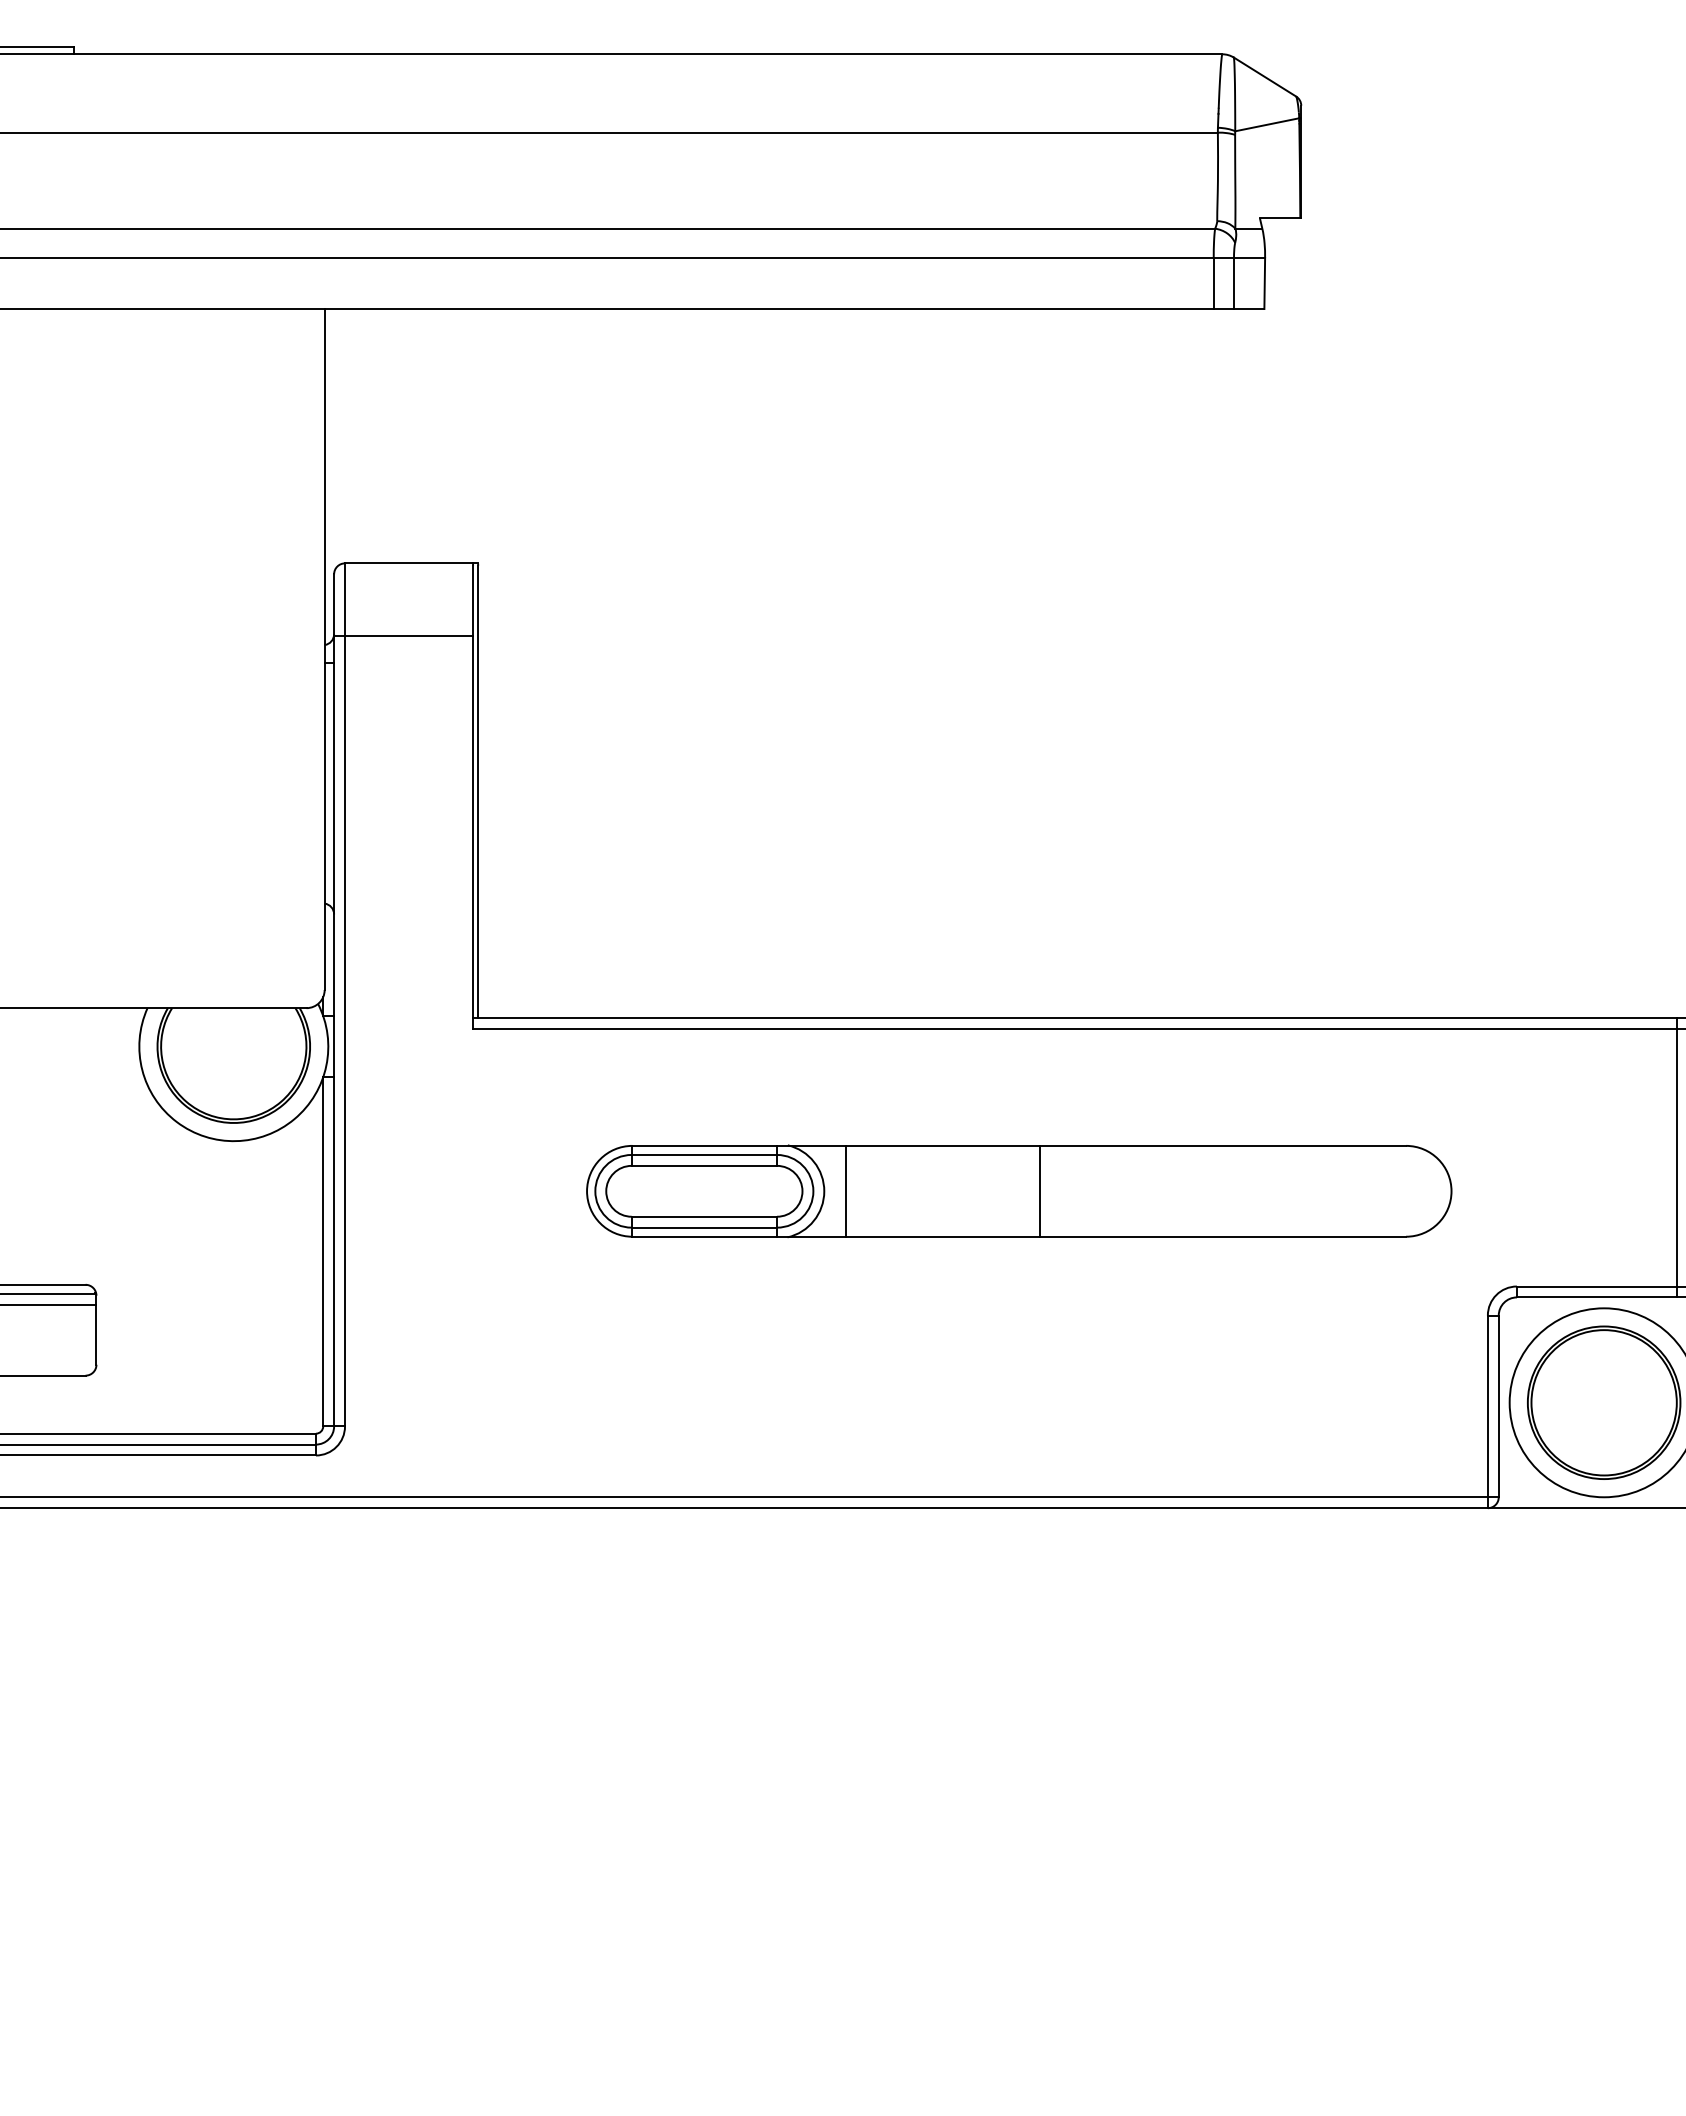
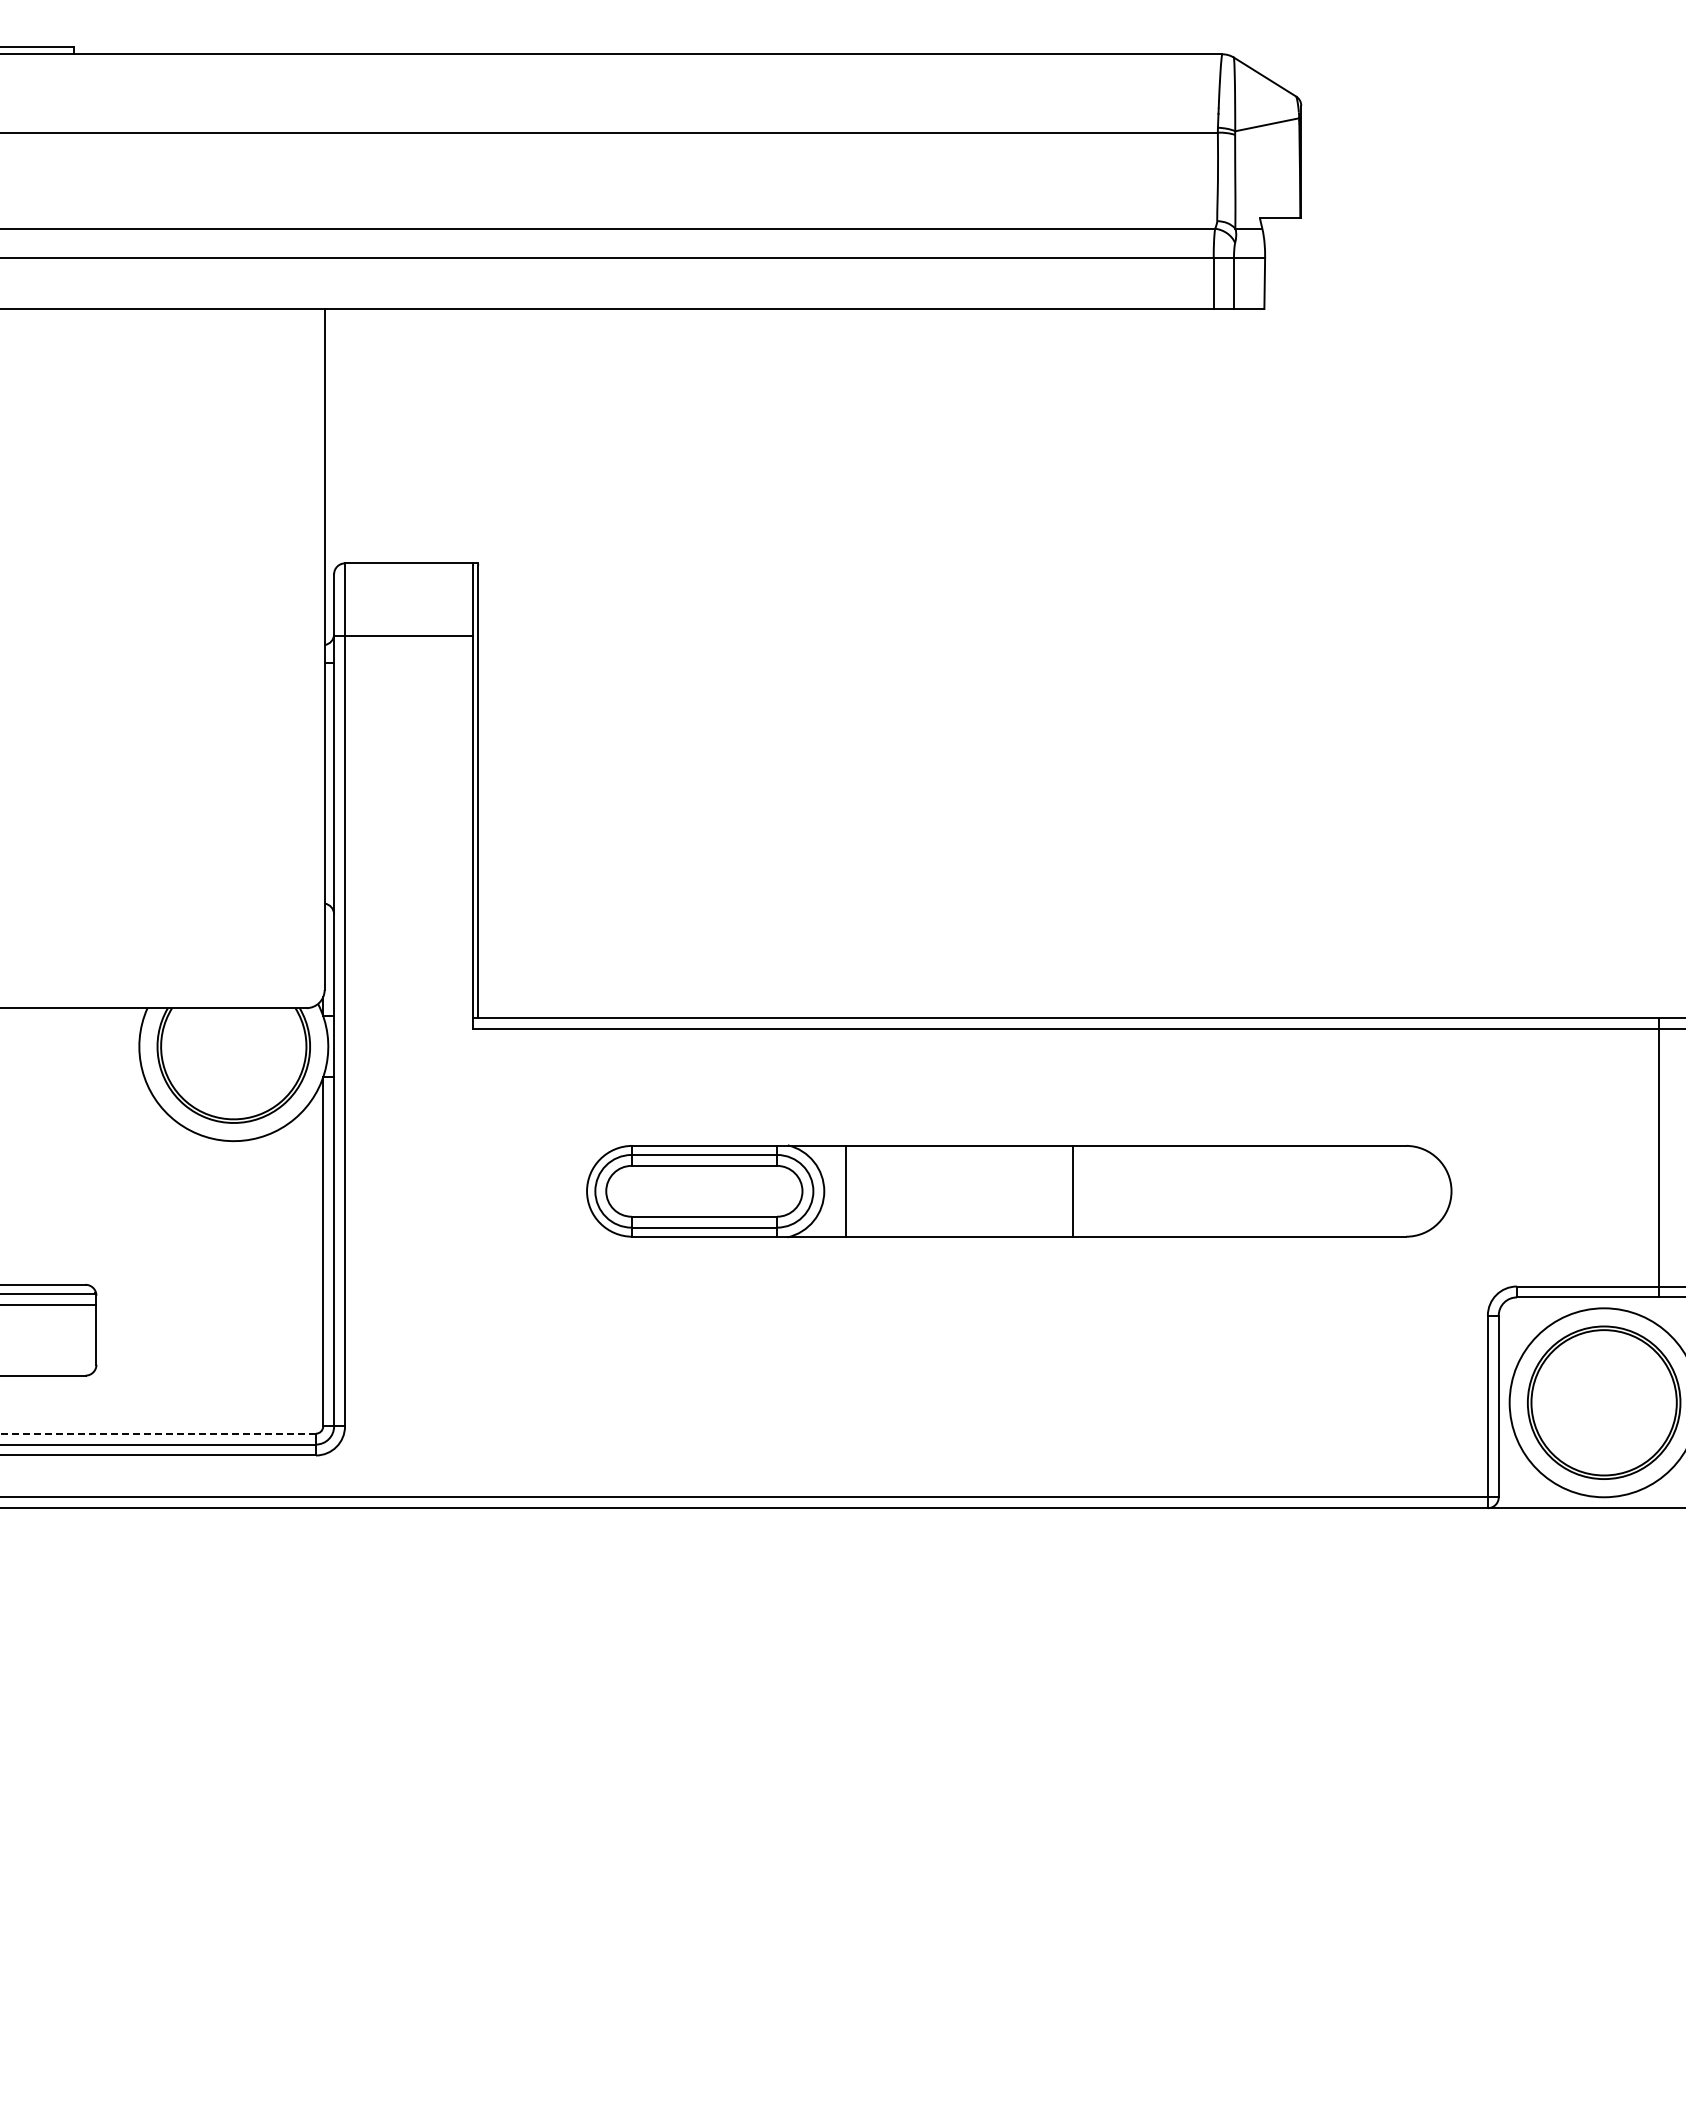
line position: (1676, 1157) -> (1658, 1157) (1658, 1157)
line position: (1040, 1190) -> (1073, 1190) (1073, 1190)
line: solid -> dashed (157, 1433)
